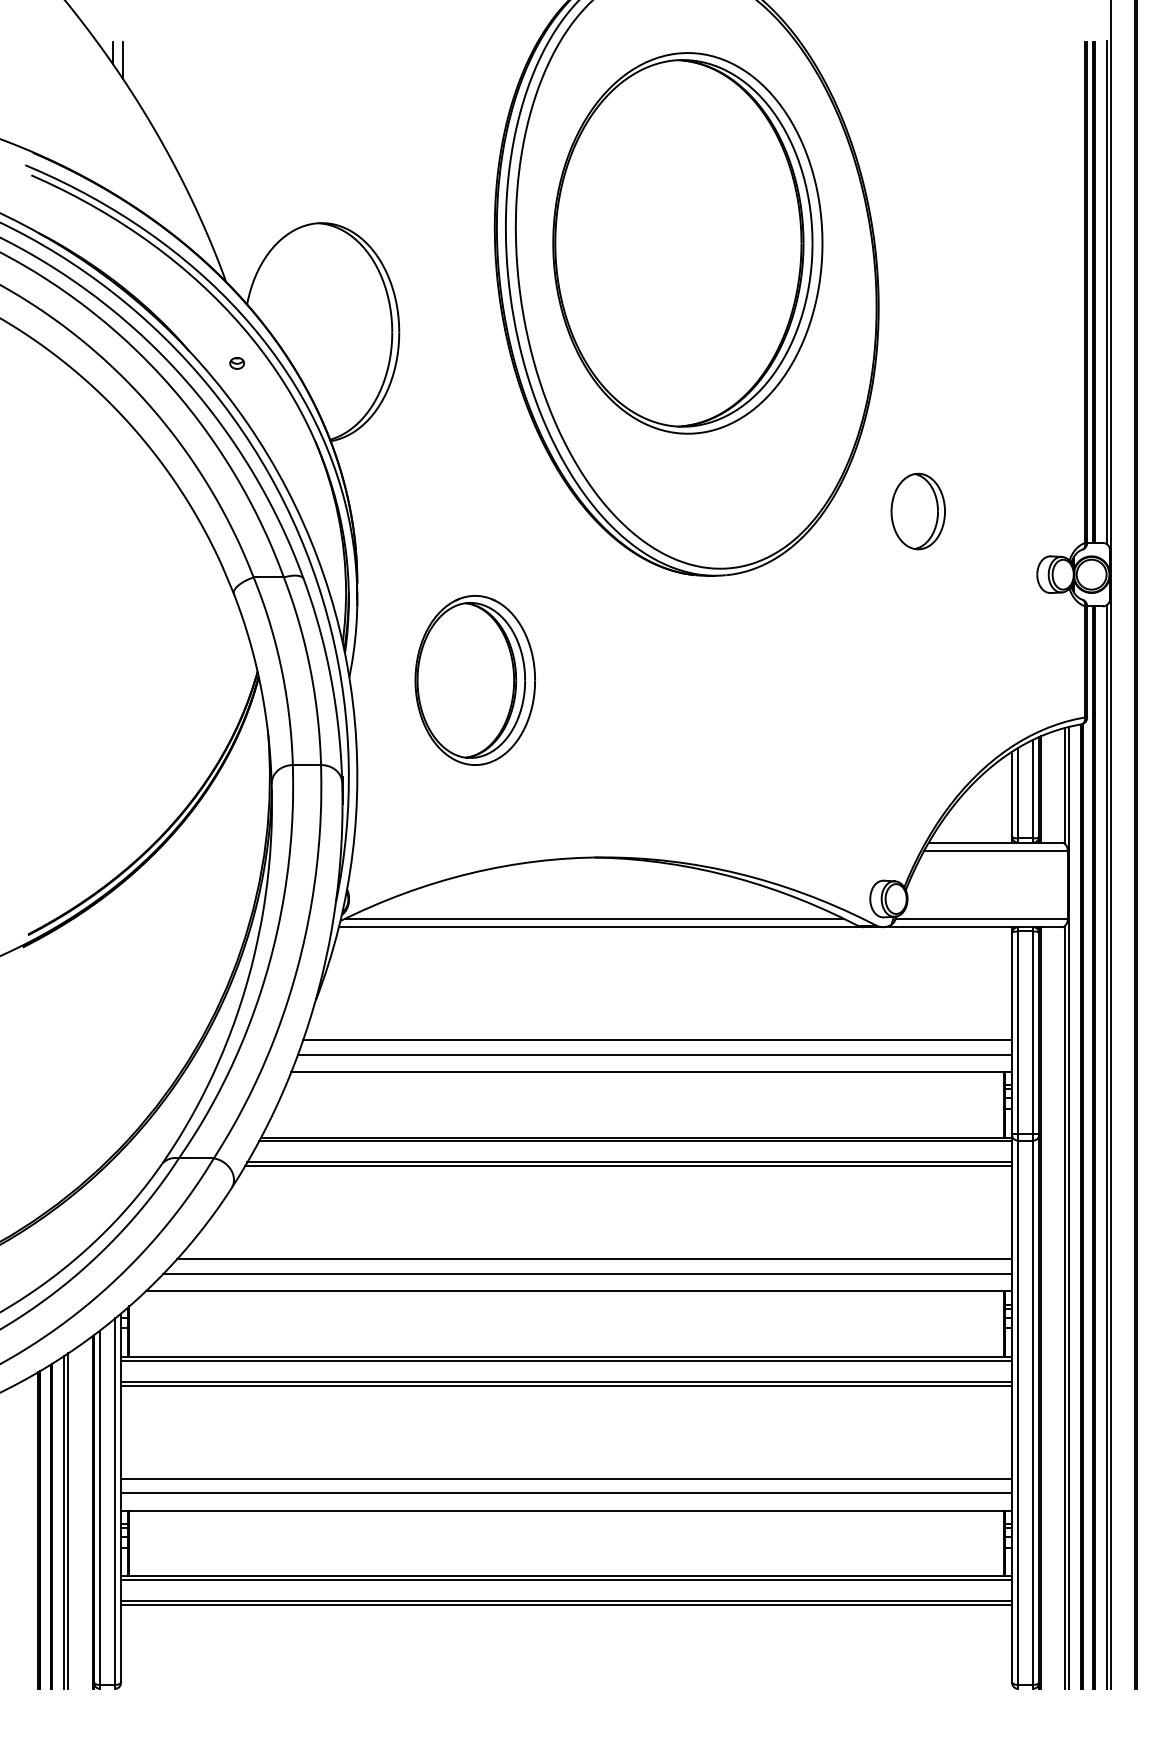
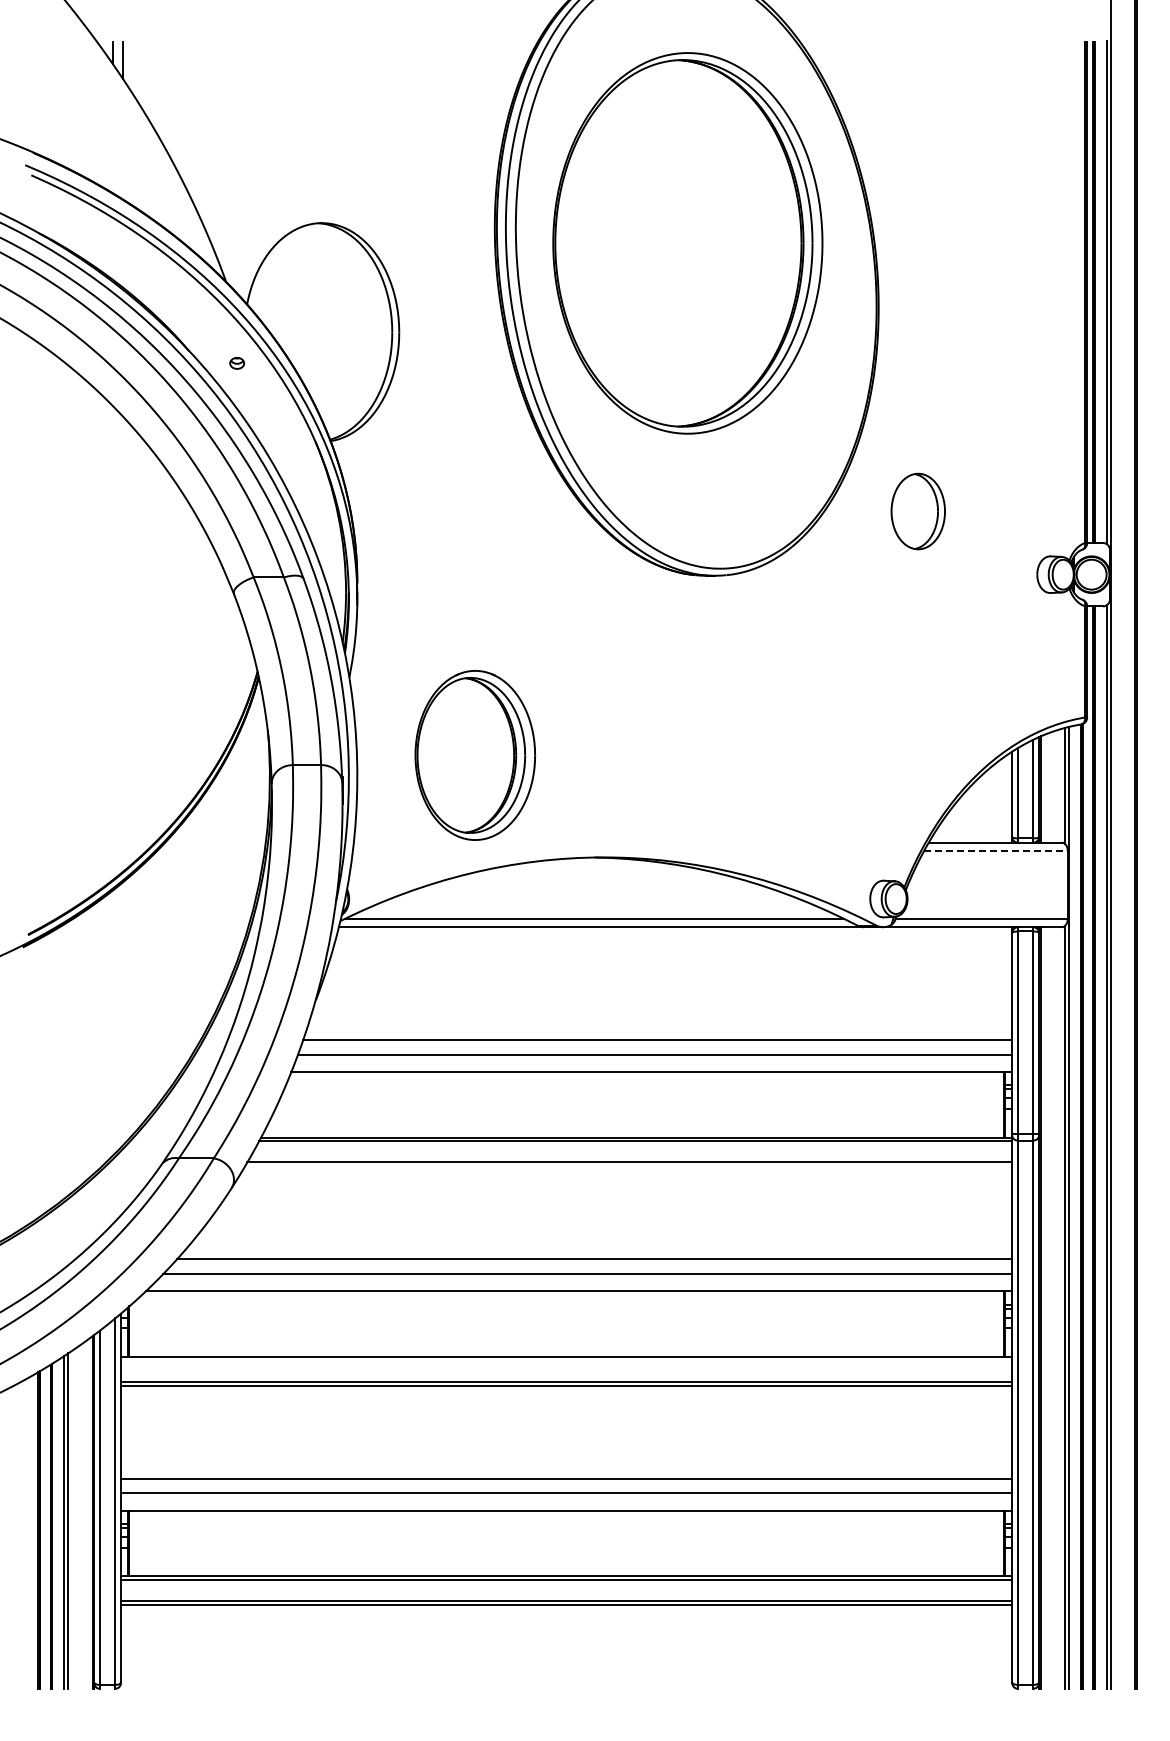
part position: (474, 680) -> (474, 755) (474, 755)
line: solid -> dashed (995, 851)
line: present -> none (628, 1166)
line: present -> none (566, 1360)
